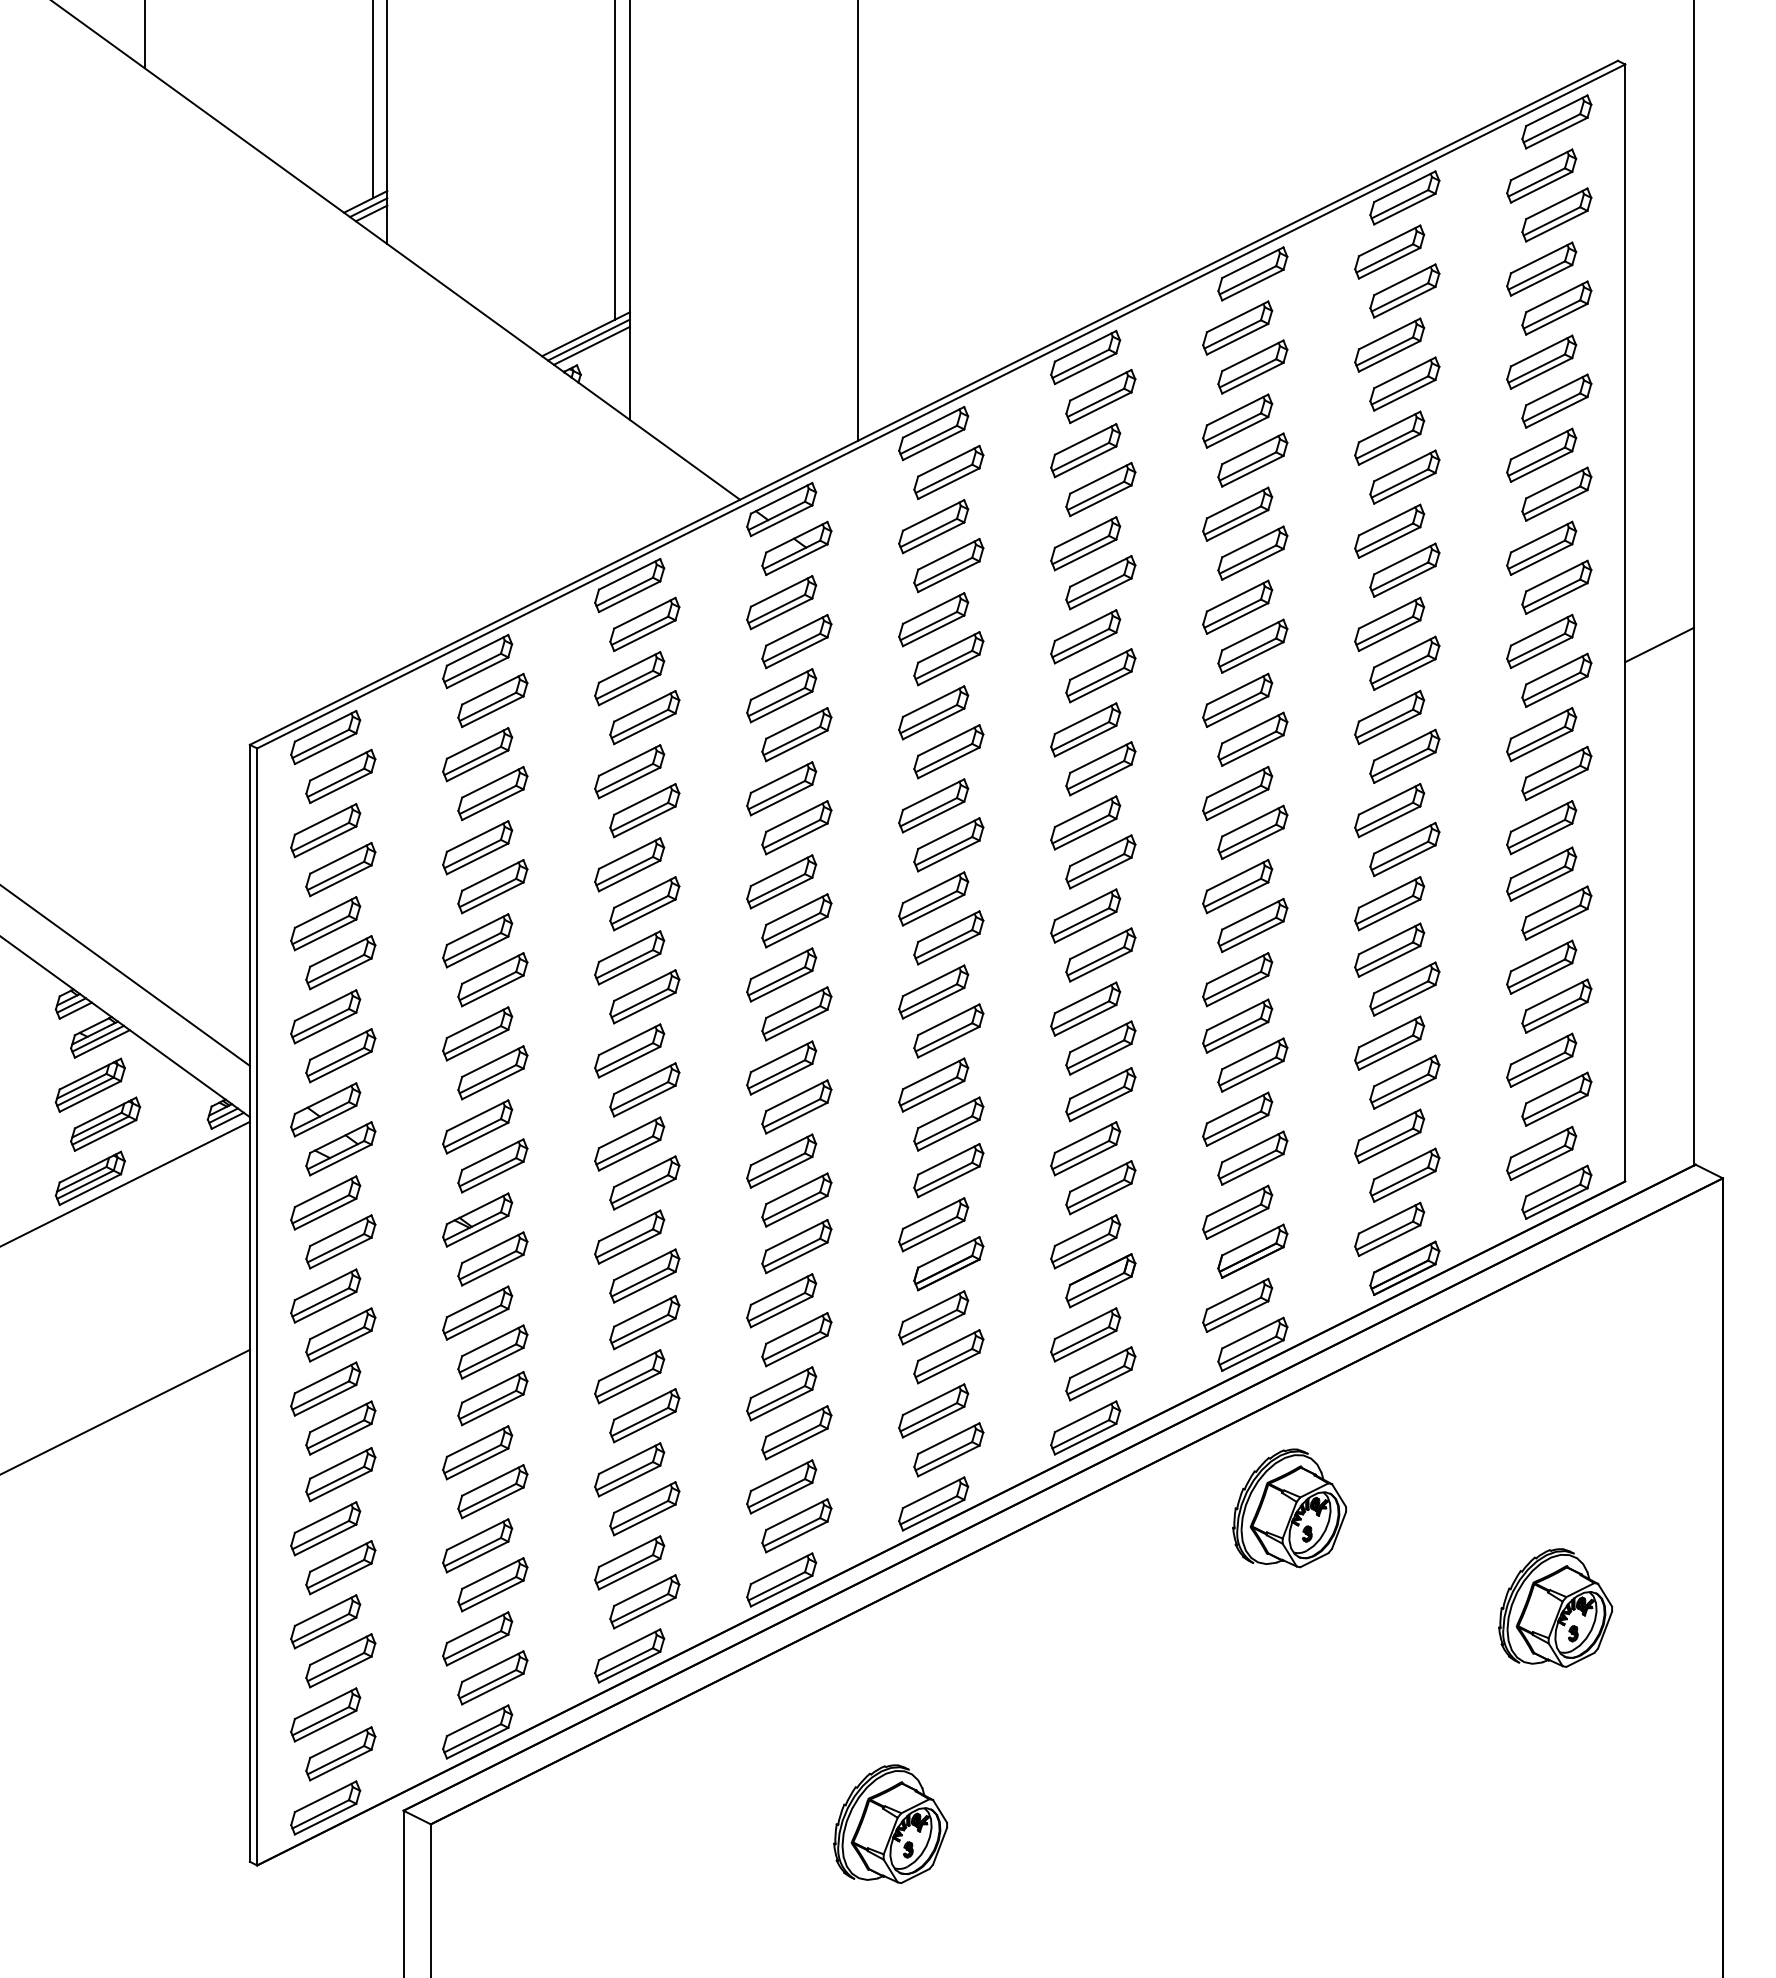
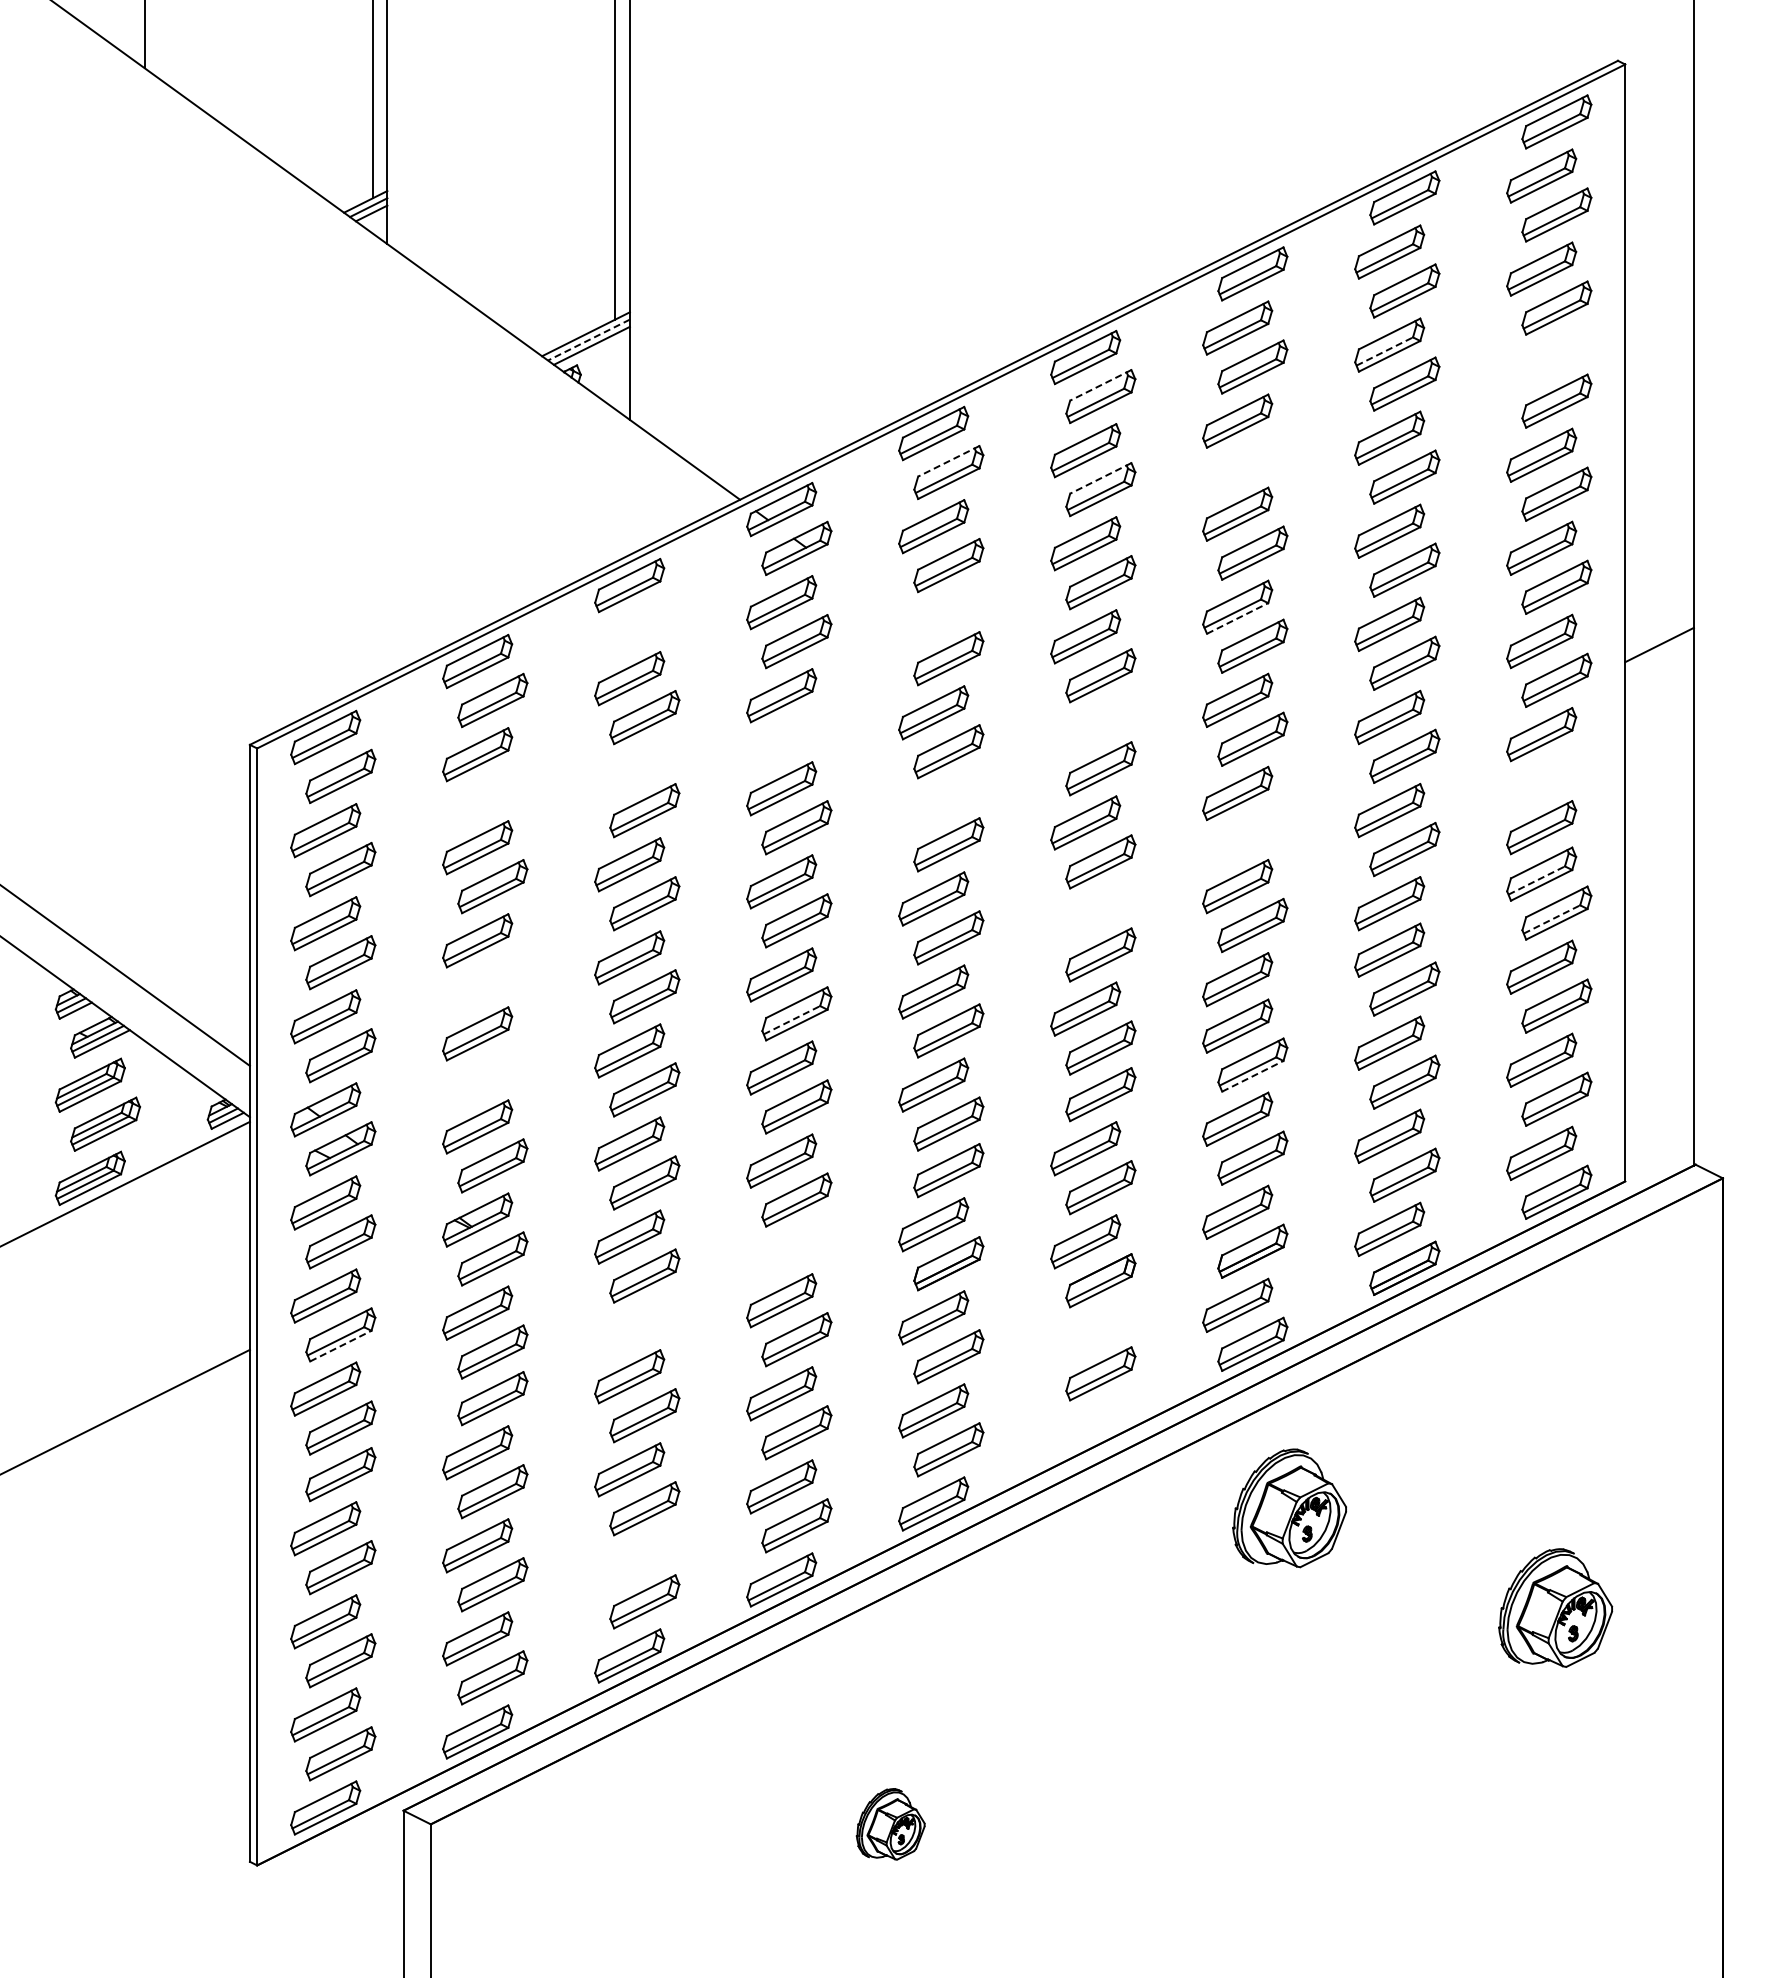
line: present -> none (857, 221)
line: solid -> dashed (588, 340)
line: solid -> dashed (1384, 351)
part: present -> none (1541, 361)
line: solid -> dashed (1100, 385)
part: present -> none (1252, 459)
line: solid -> dashed (948, 461)
line: solid -> dashed (1100, 478)
line: solid -> dashed (1238, 618)
part: present -> none (933, 619)
part: present -> none (644, 624)
part: present -> none (1085, 729)
part: present -> none (796, 734)
part: present -> none (629, 771)
part: present -> none (1556, 773)
part: present -> none (492, 793)
part: present -> none (933, 805)
part: present -> none (1252, 831)
line: solid -> dashed (1536, 880)
part: present -> none (1085, 915)
line: solid -> dashed (1551, 919)
part: present -> none (492, 979)
line: solid -> dashed (791, 1020)
part: present -> none (492, 1072)
line: solid -> dashed (1253, 1076)
part: present -> none (796, 1246)
part: present -> none (644, 1322)
part: present -> none (1085, 1334)
line: solid -> dashed (341, 1345)
part: present -> none (1085, 1427)
part: present -> none (629, 1562)
part size: 116x121 px -> 71x73 px (890, 1824)
